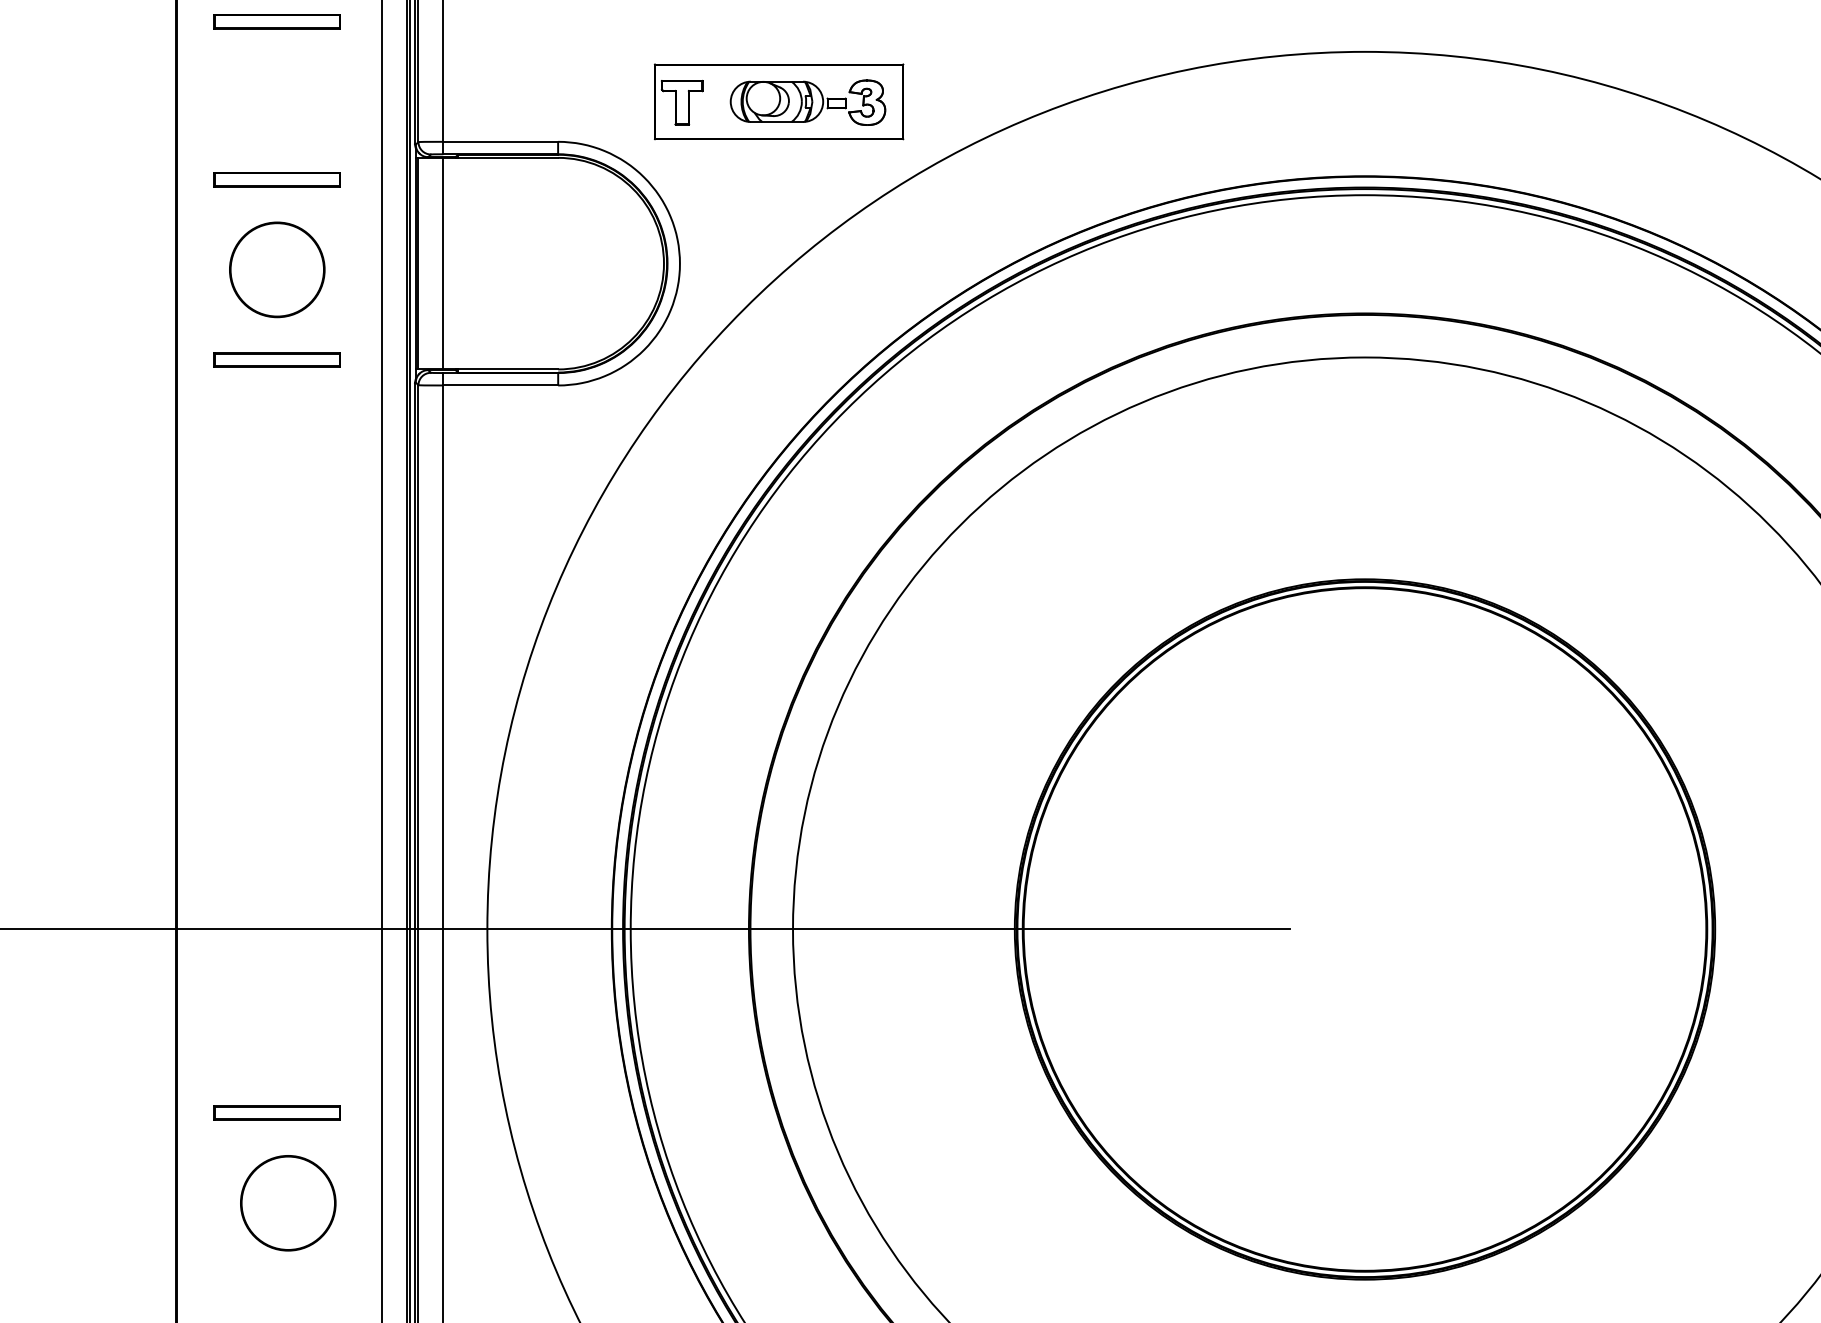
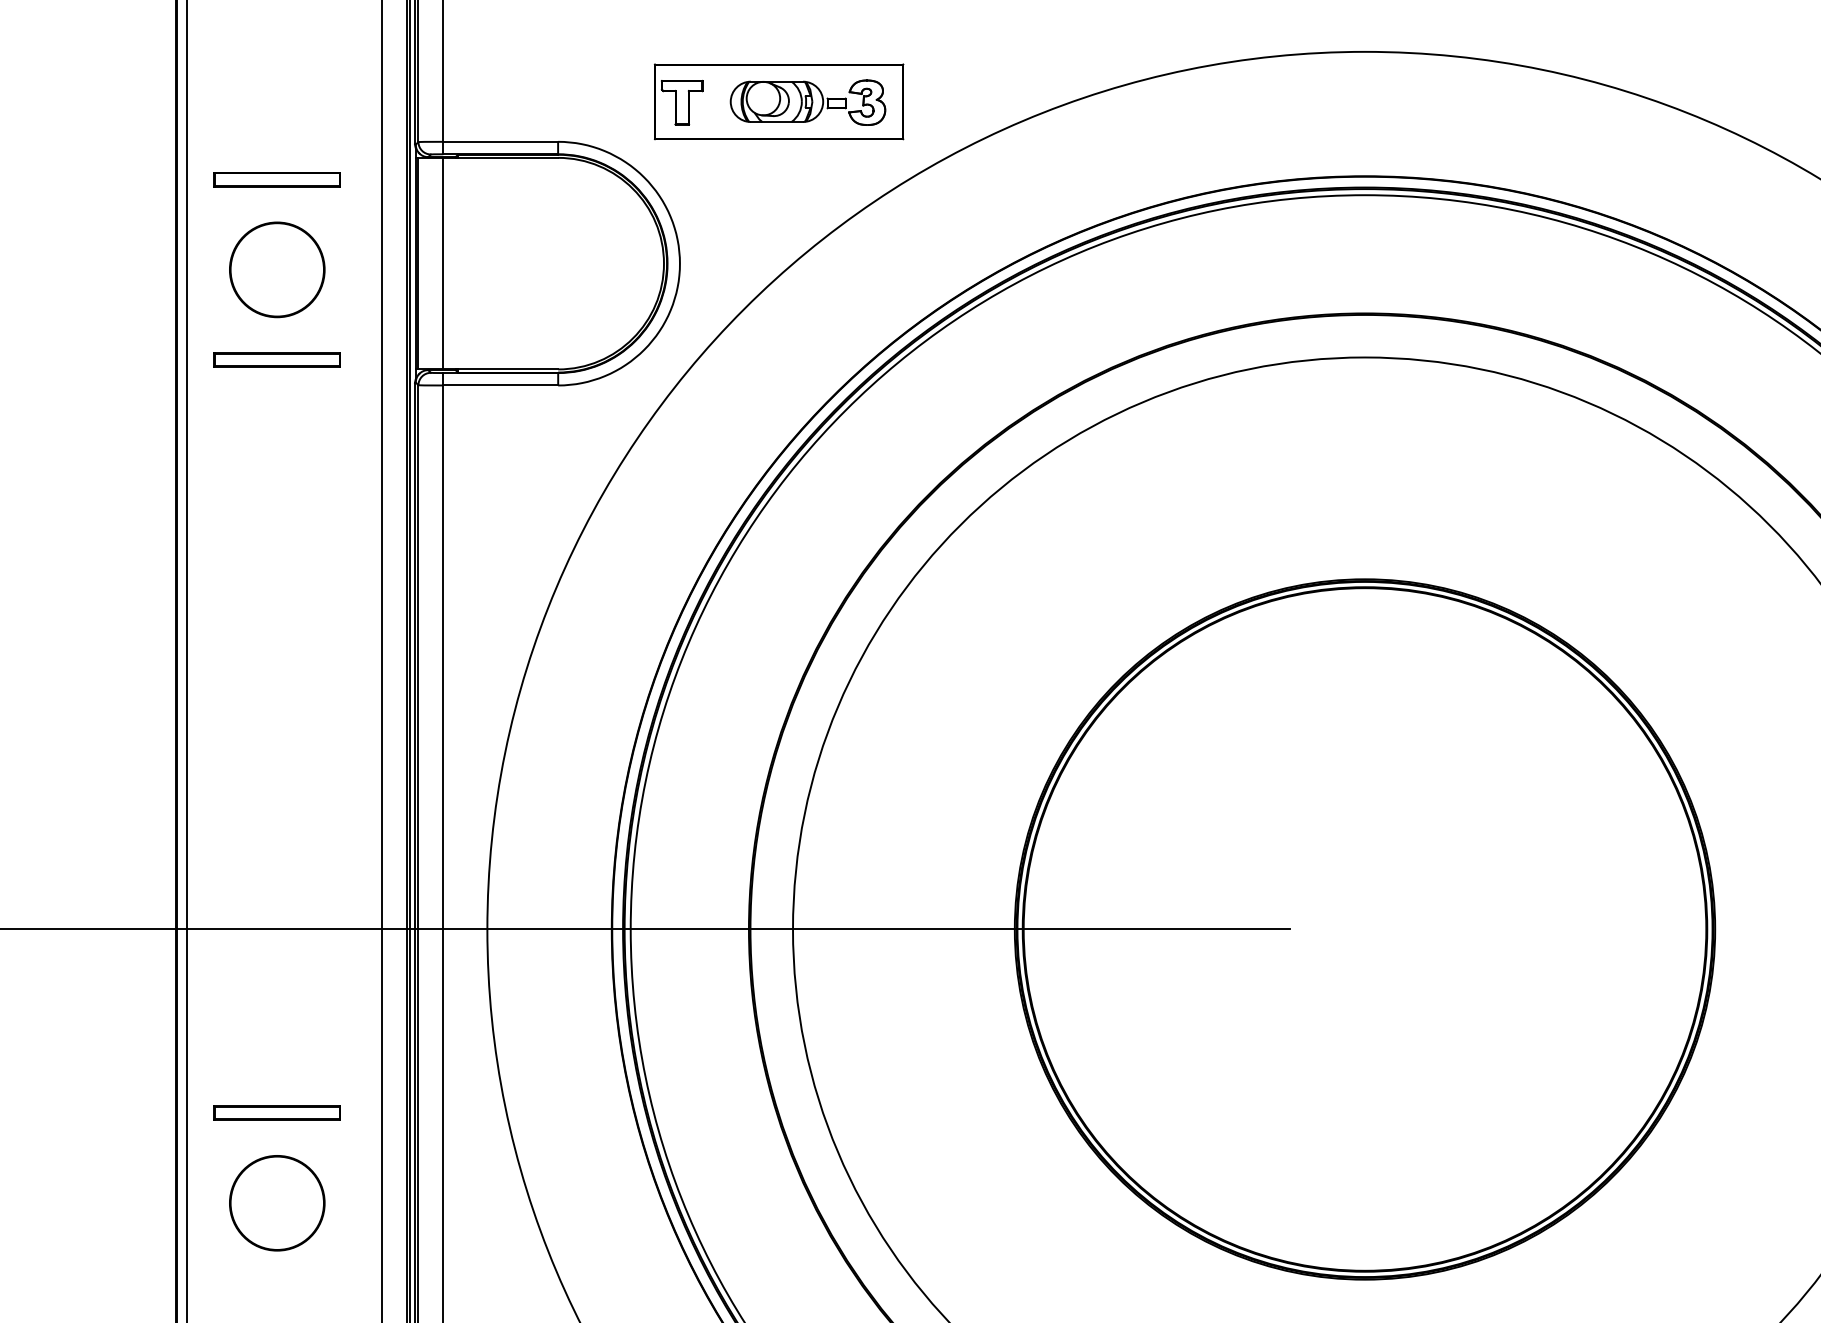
part: present -> none (276, 21)
line: none -> present (186, 660)
circle position: (288, 1203) -> (277, 1203) (277, 1203)
